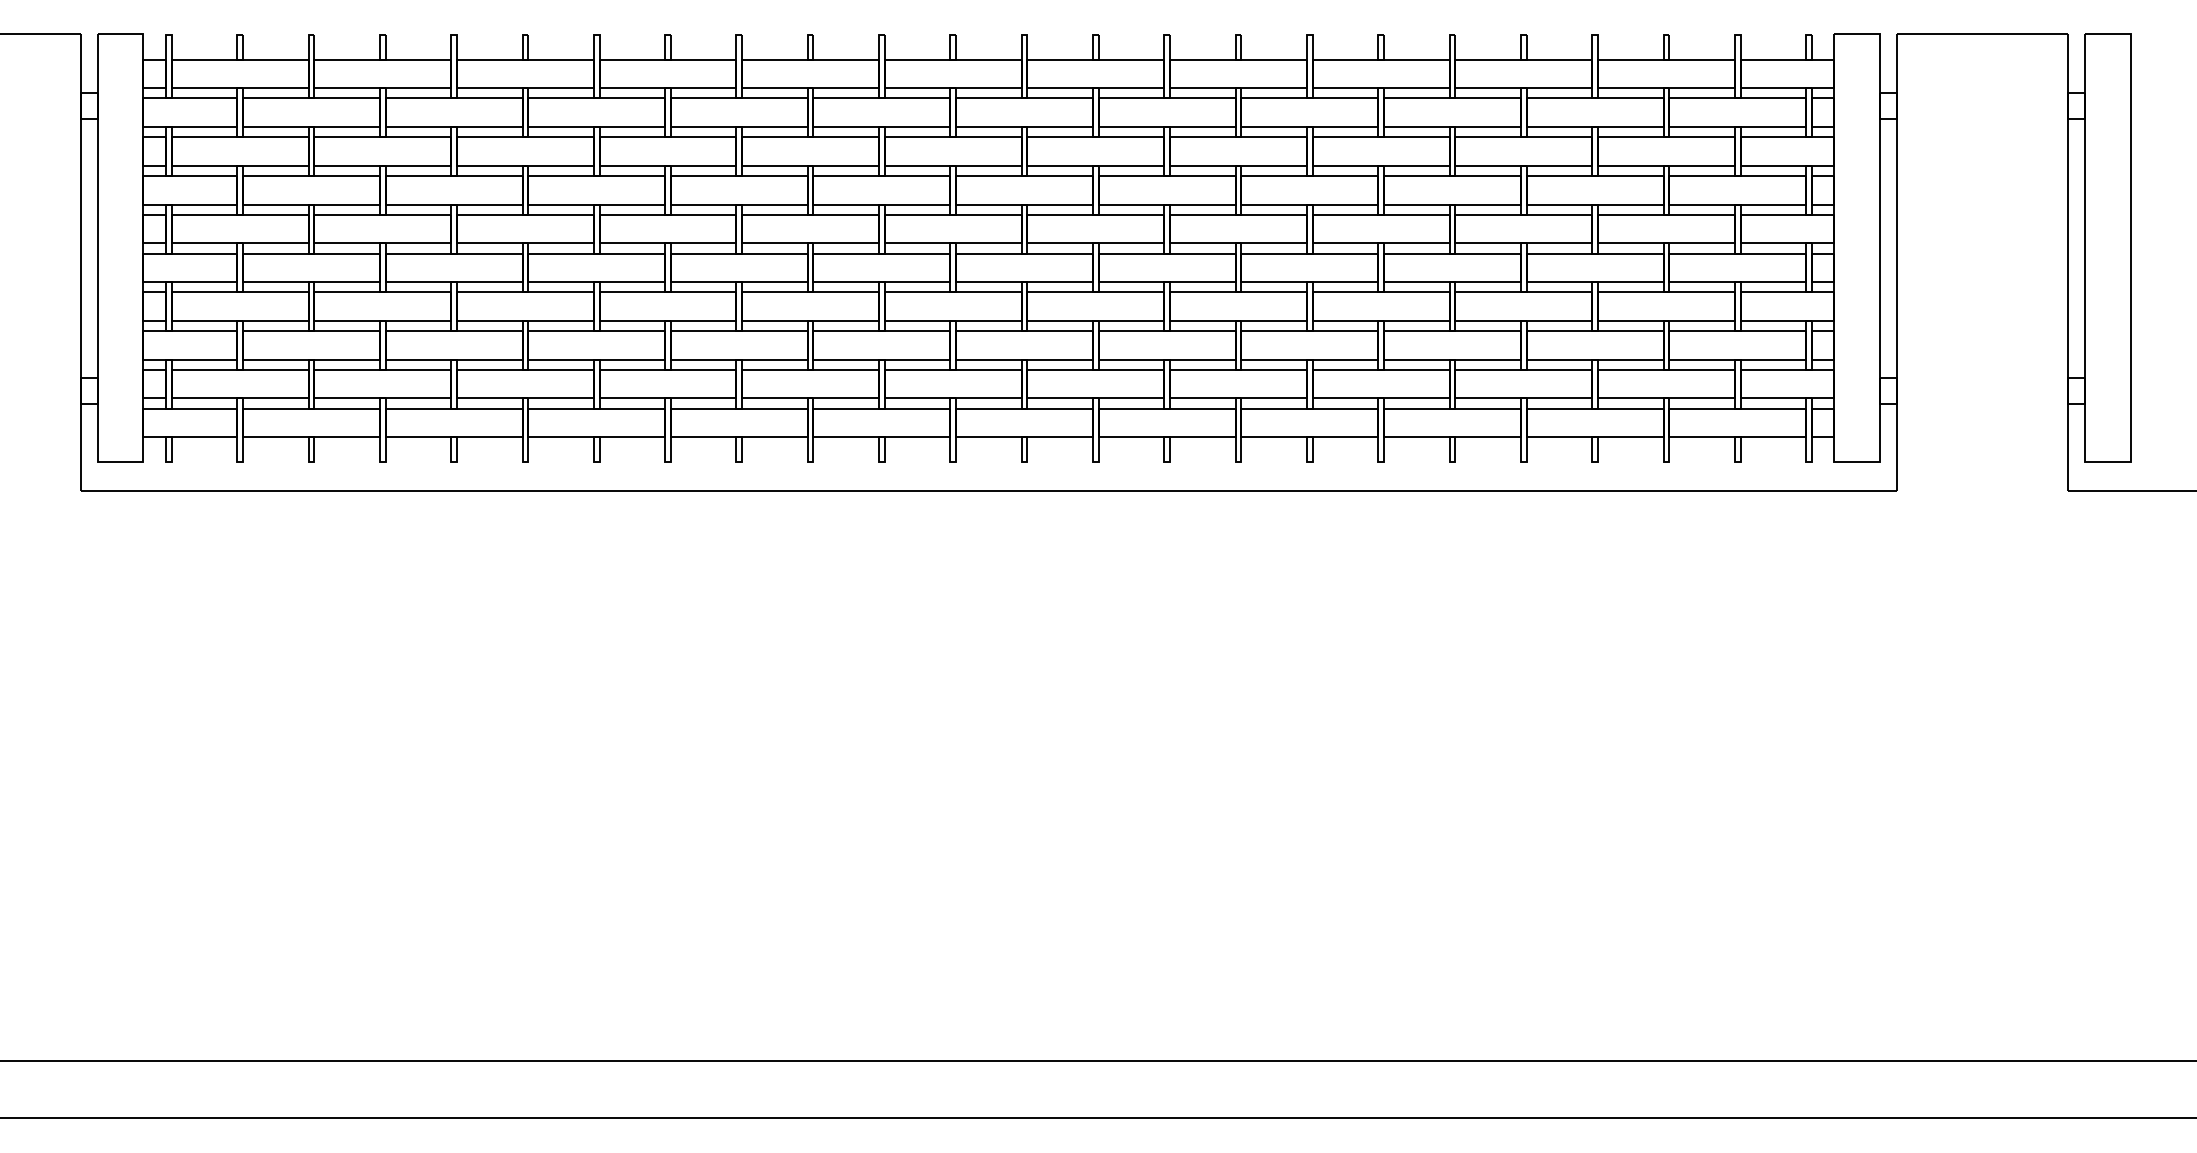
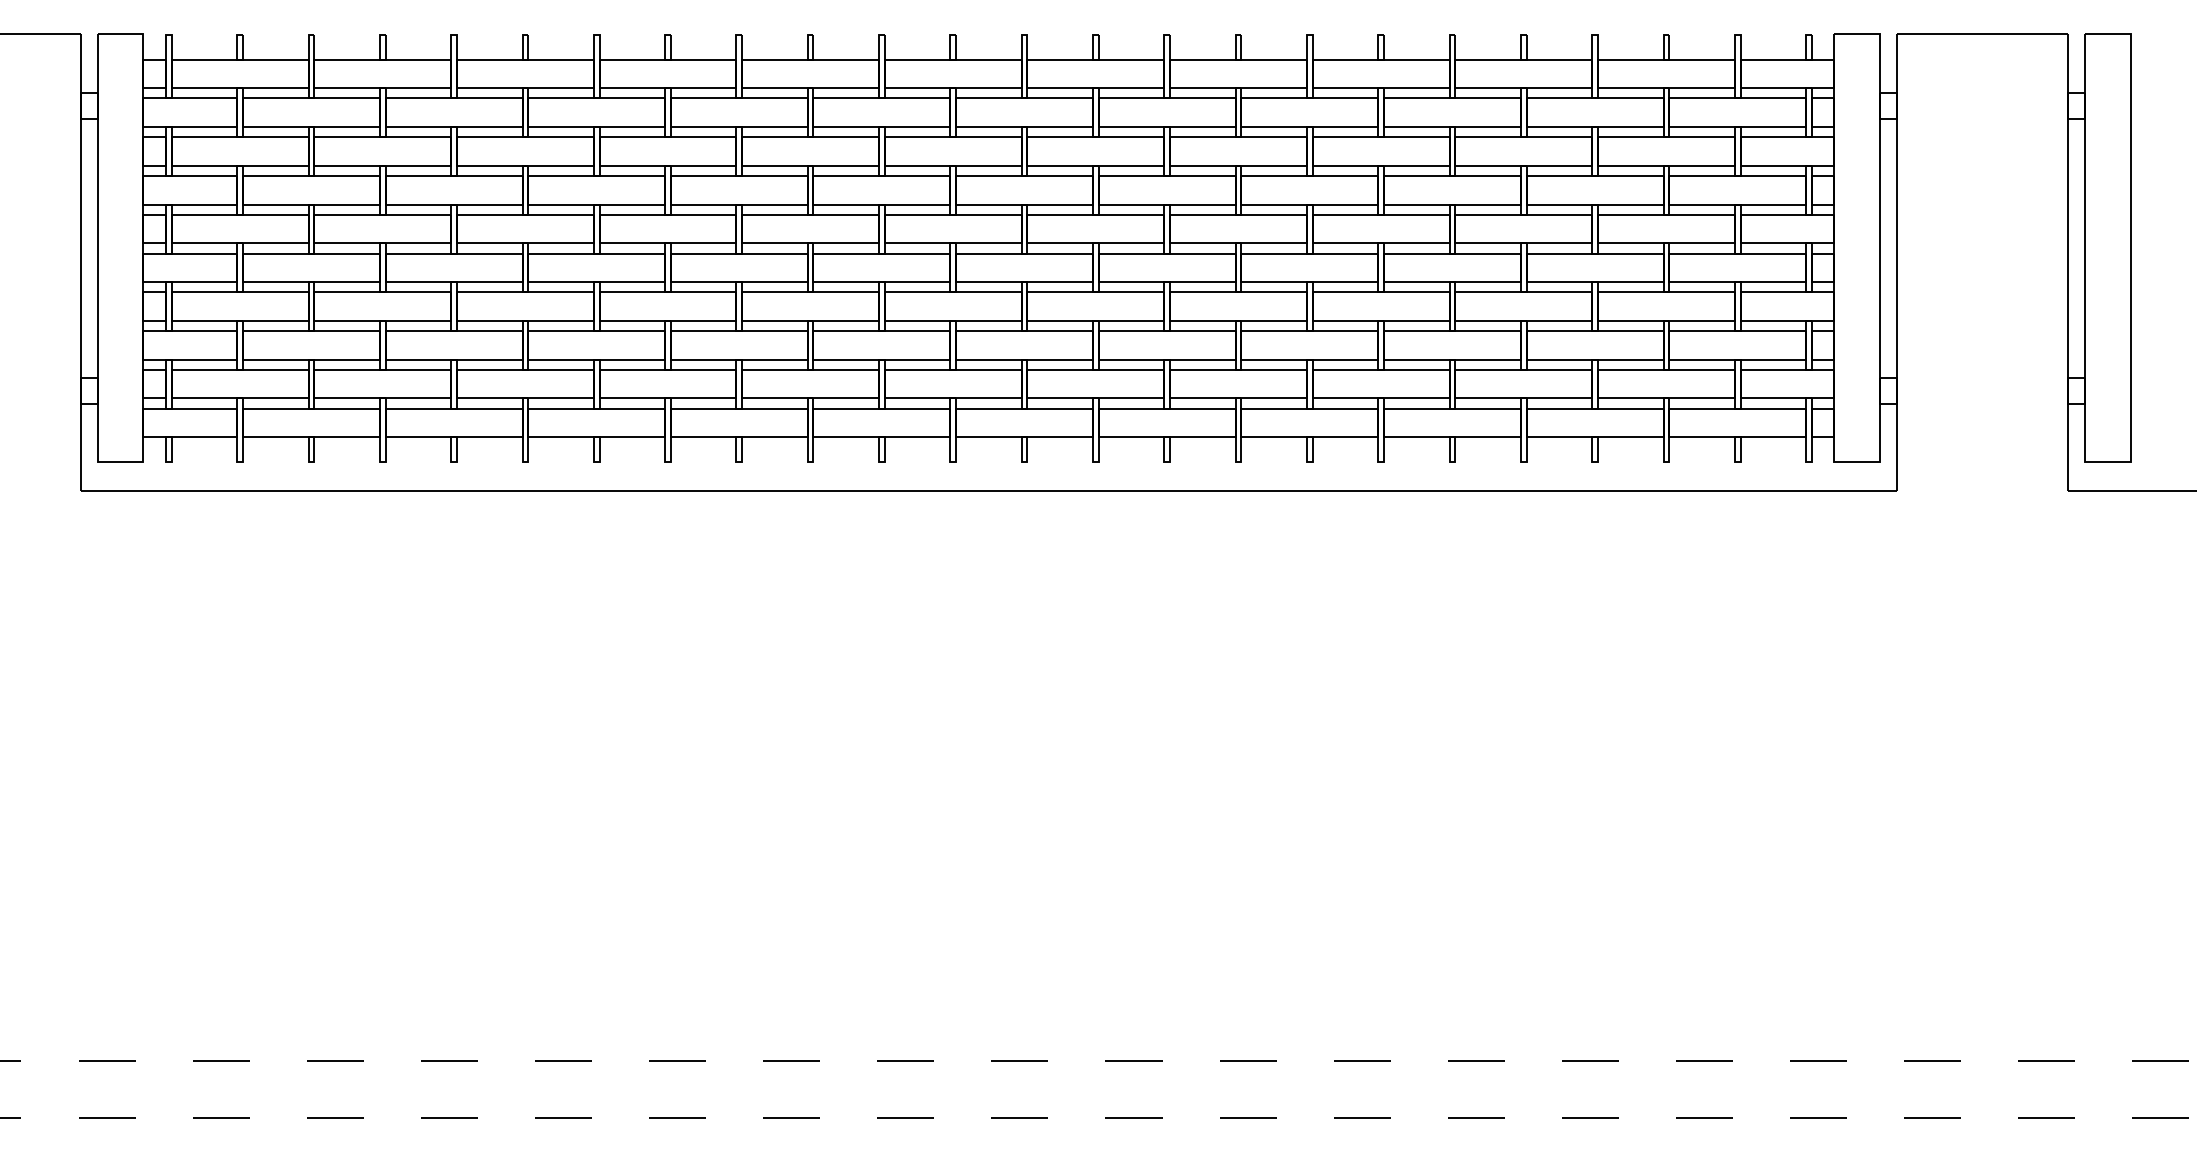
line: solid -> dashed (1098, 1061)
line: solid -> dashed (1099, 1118)
